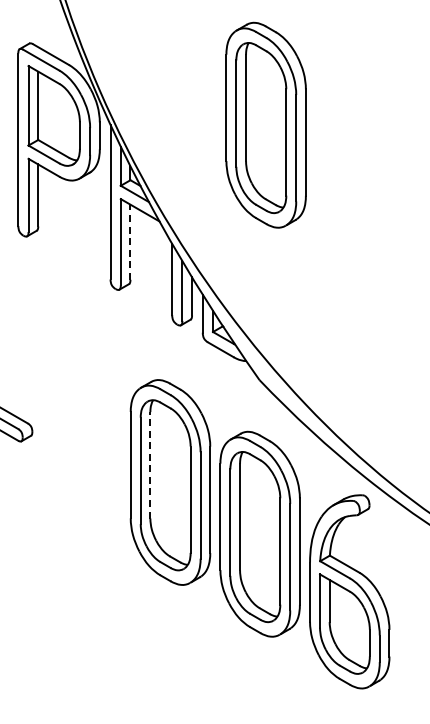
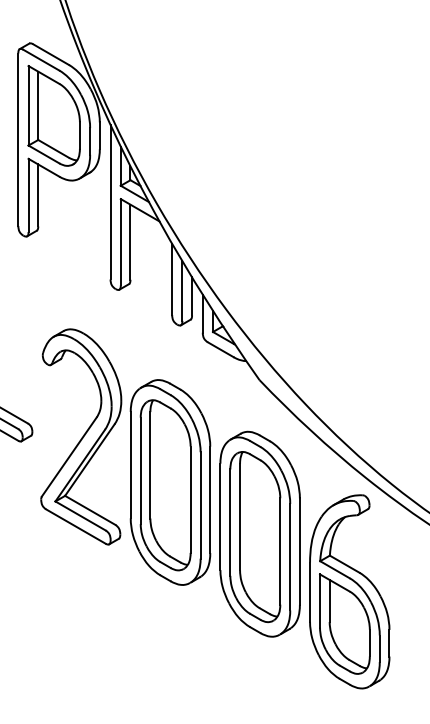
part: present -> none (265, 124)
line: dashed -> solid (130, 242)
part: none -> present (81, 436)
line: dashed -> solid (150, 464)
